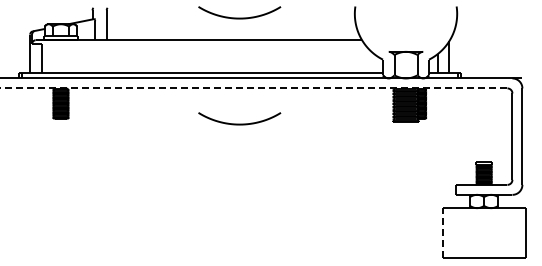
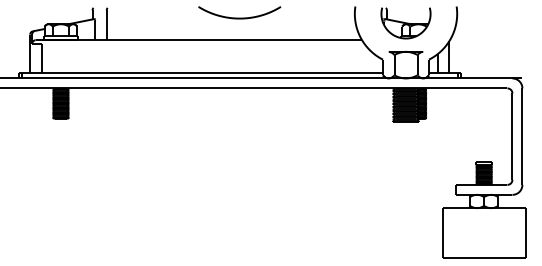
part: none -> present (405, 23)
line: dashed -> solid (253, 88)
curve: present -> none (239, 123)
line: dashed -> solid (442, 233)
